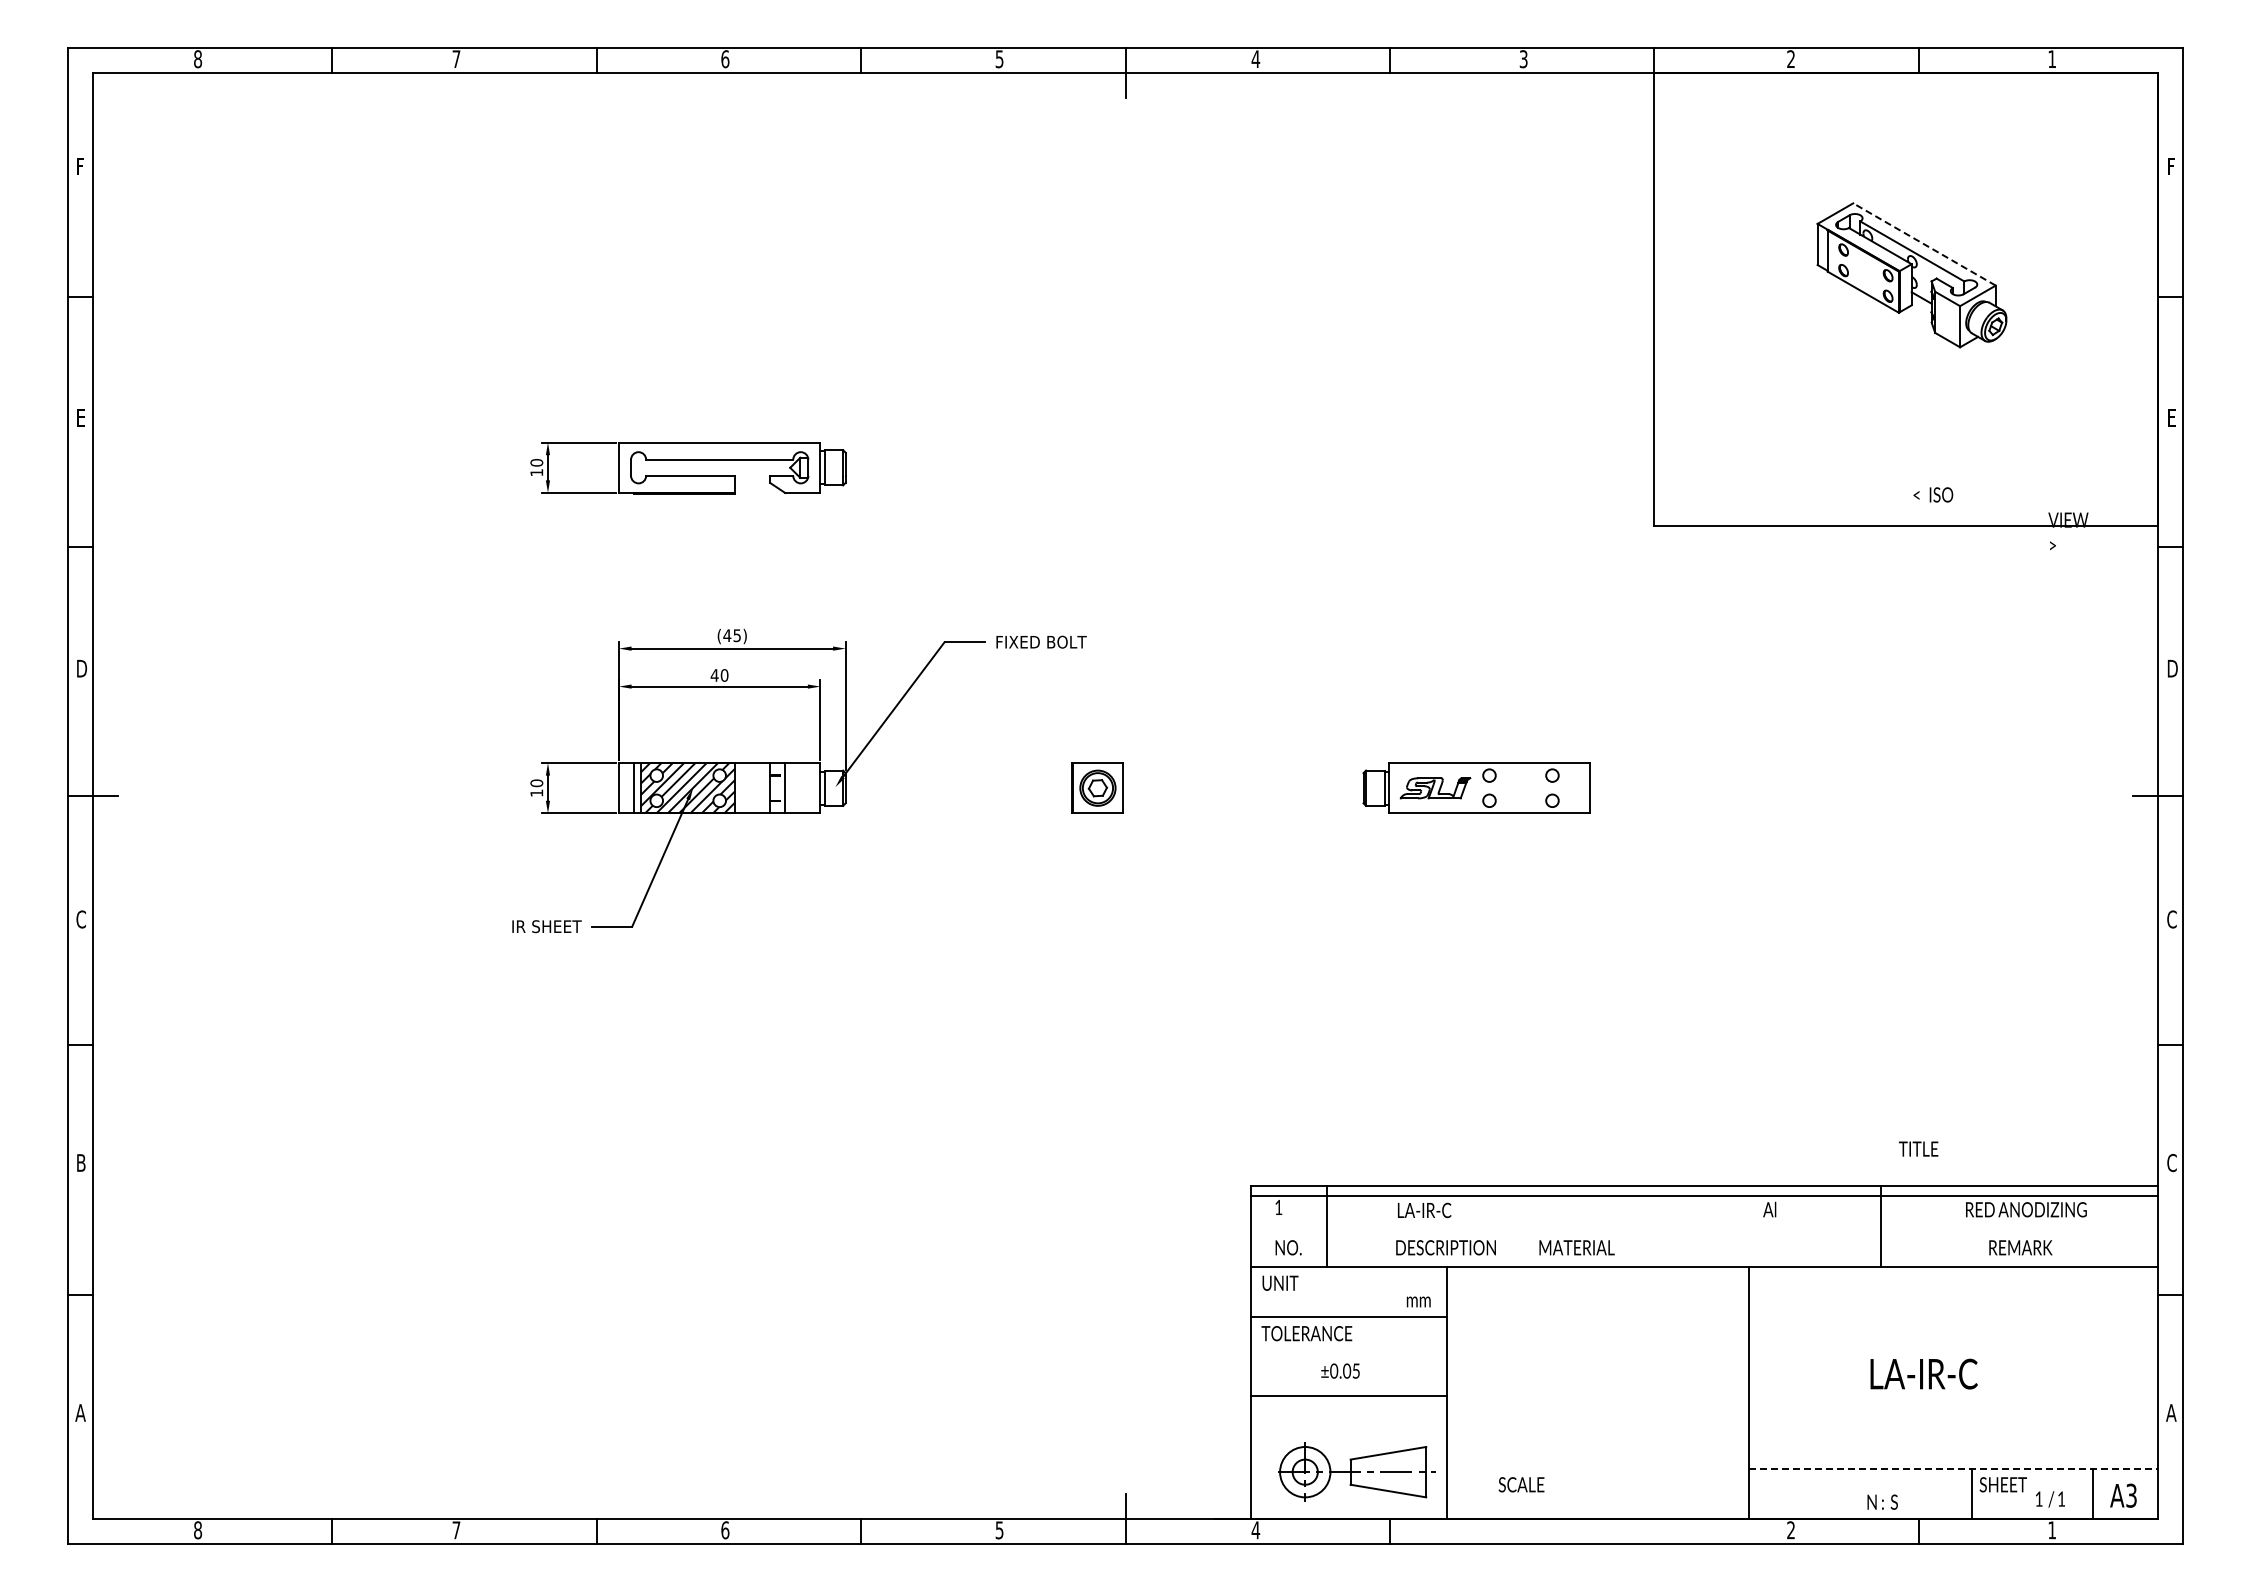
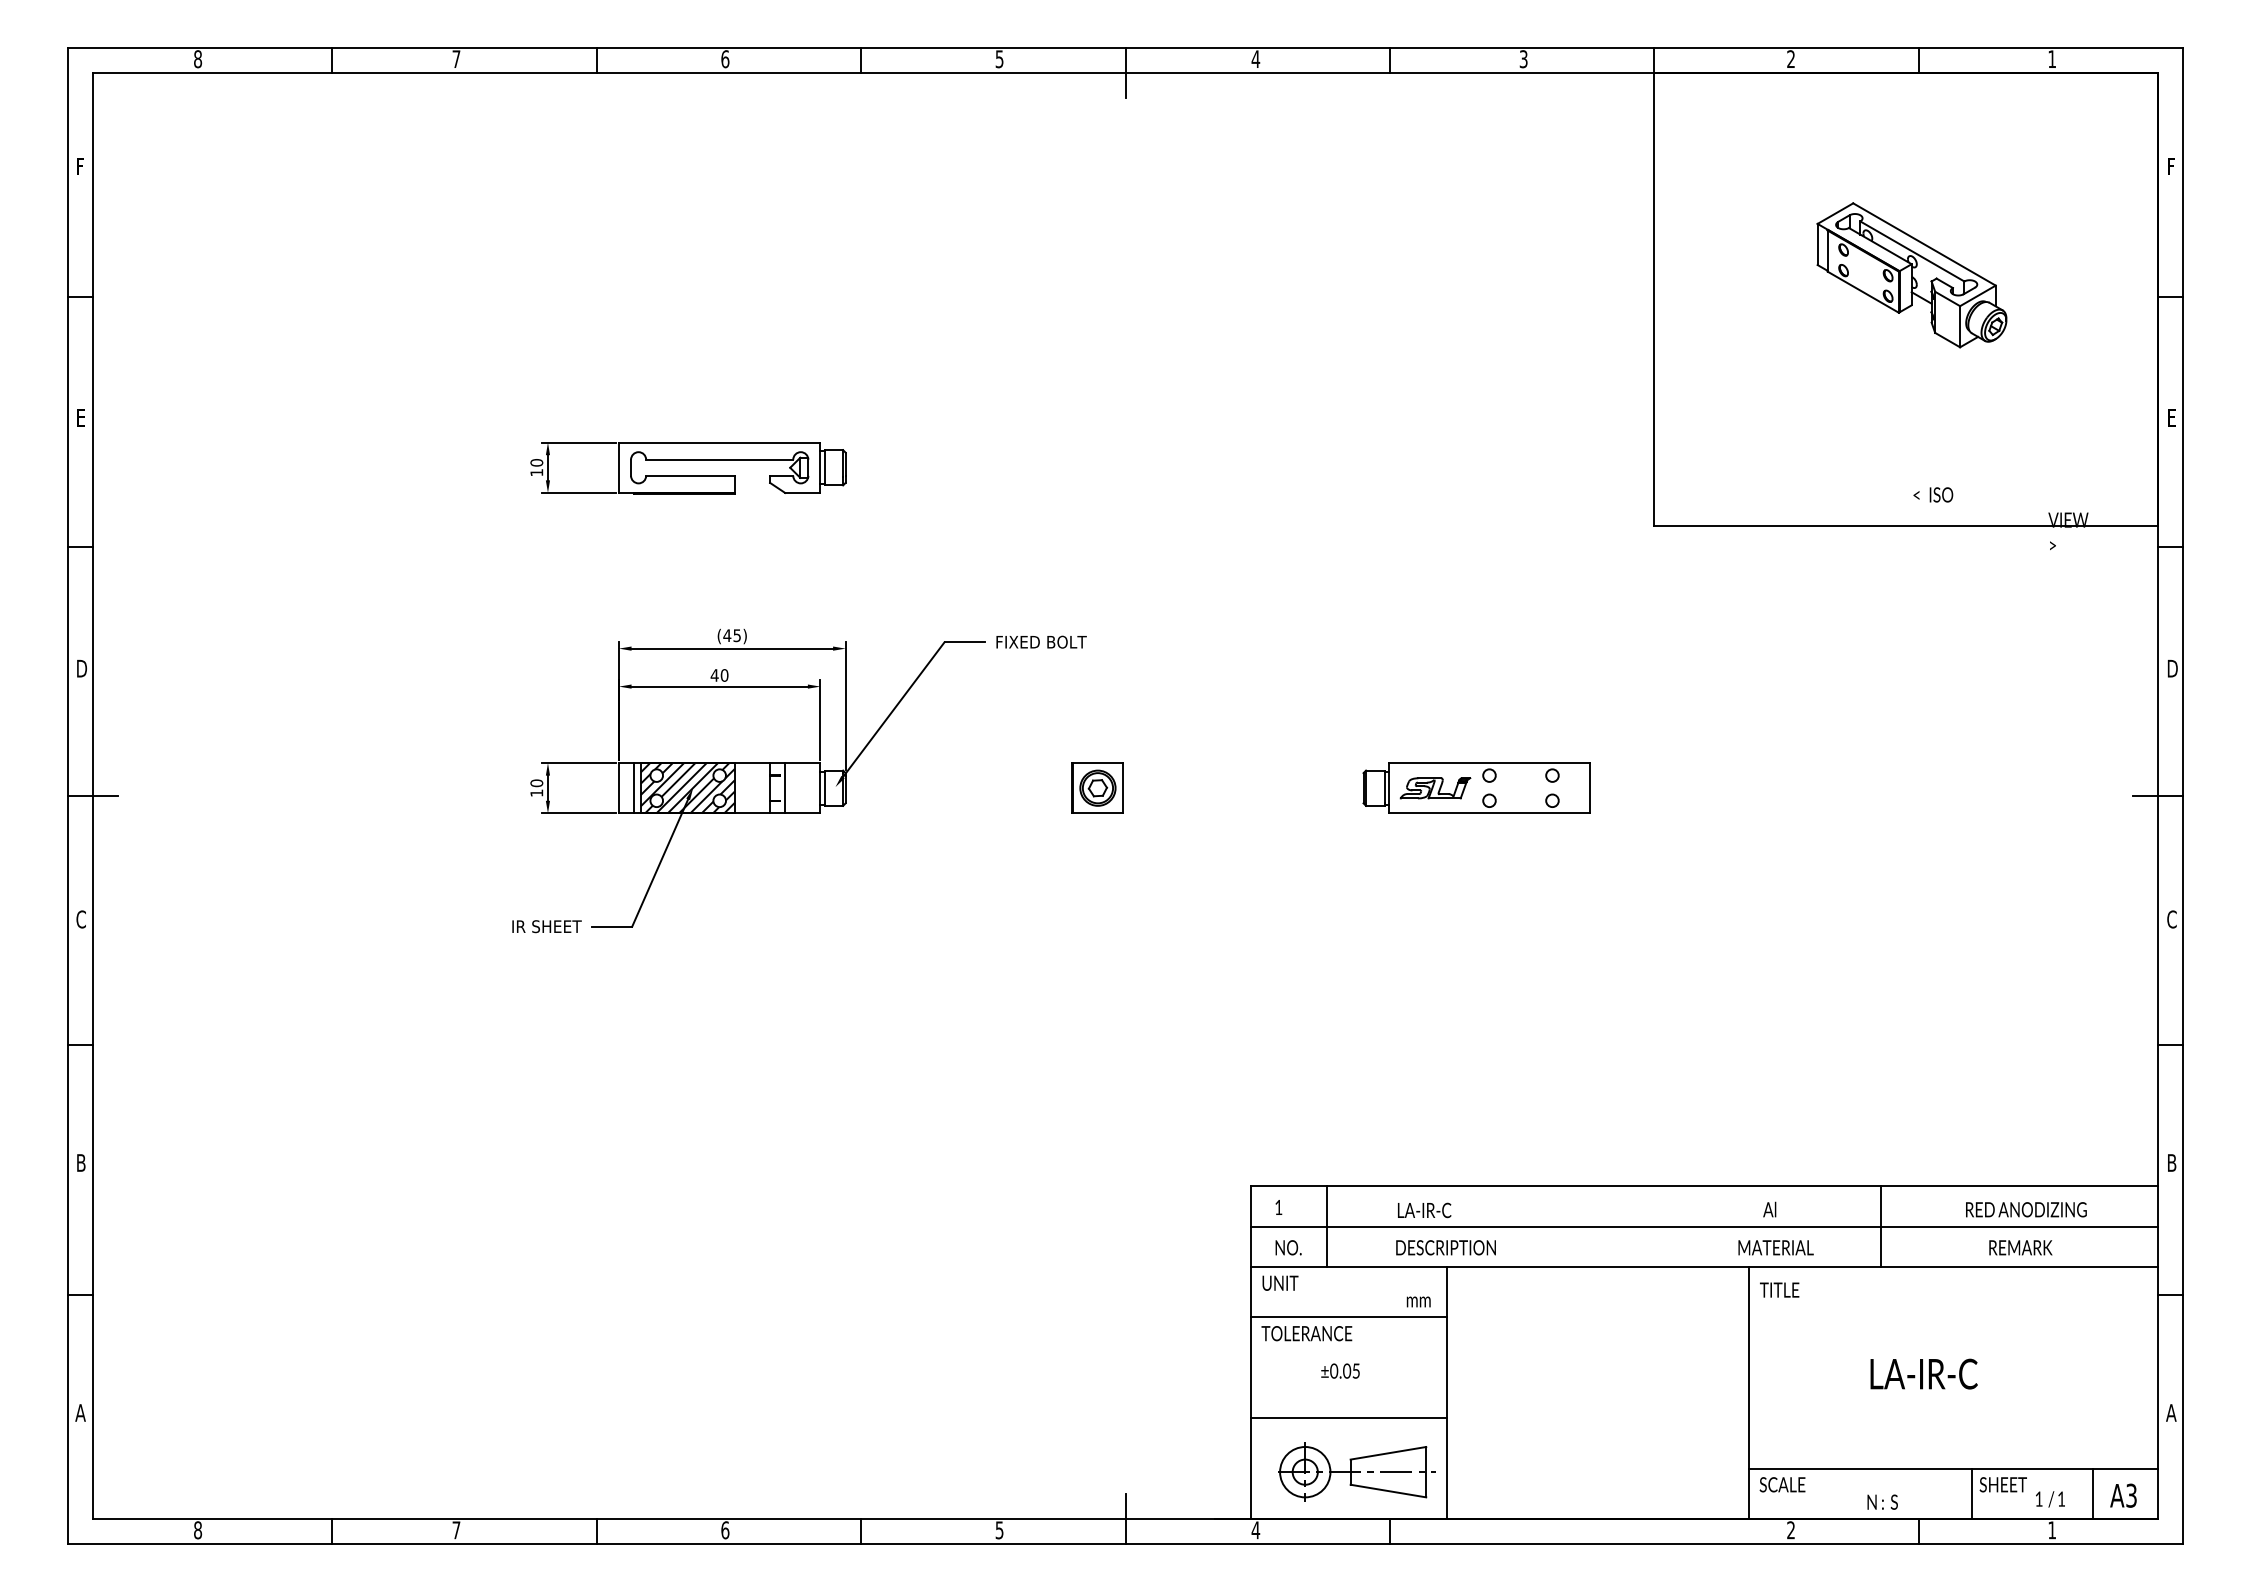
line: dashed -> solid (1924, 244)
text position: (1918, 1148) -> (1779, 1289) (1779, 1289)
text: C -> B (2171, 1163)
line position: (1704, 1195) -> (1704, 1226) (1704, 1226)
text position: (1576, 1247) -> (1775, 1247) (1775, 1247)
line position: (1348, 1396) -> (1348, 1418) (1348, 1418)
line: dashed -> solid (1953, 1468)
text position: (1521, 1484) -> (1782, 1484) (1782, 1484)
